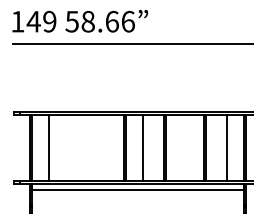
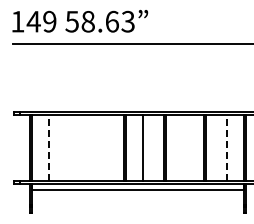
text: 58.66 -> 58.63 (127, 21)
line: solid -> dashed (49, 148)
line: solid -> dashed (227, 148)
